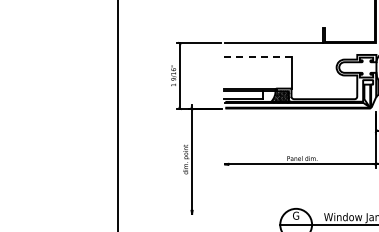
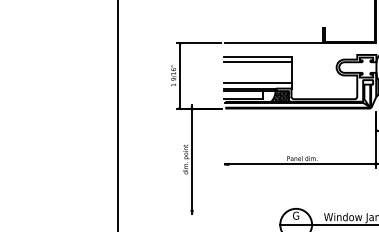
line: dashed -> solid (257, 56)
line: none -> present (257, 62)
line: none -> present (257, 83)
